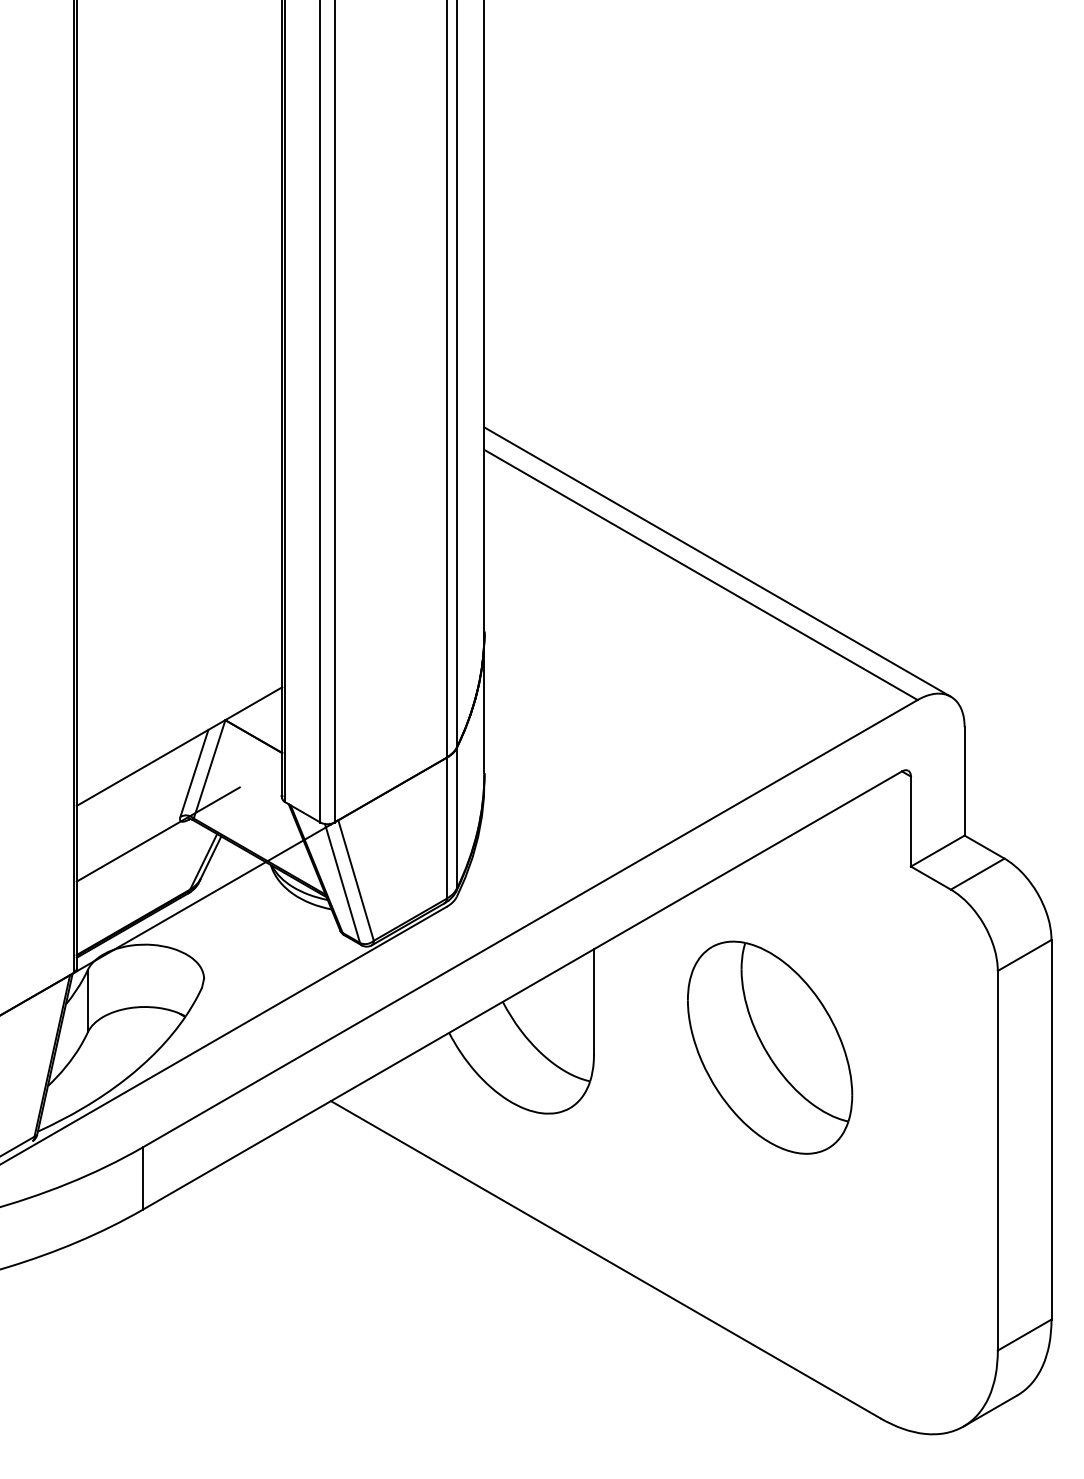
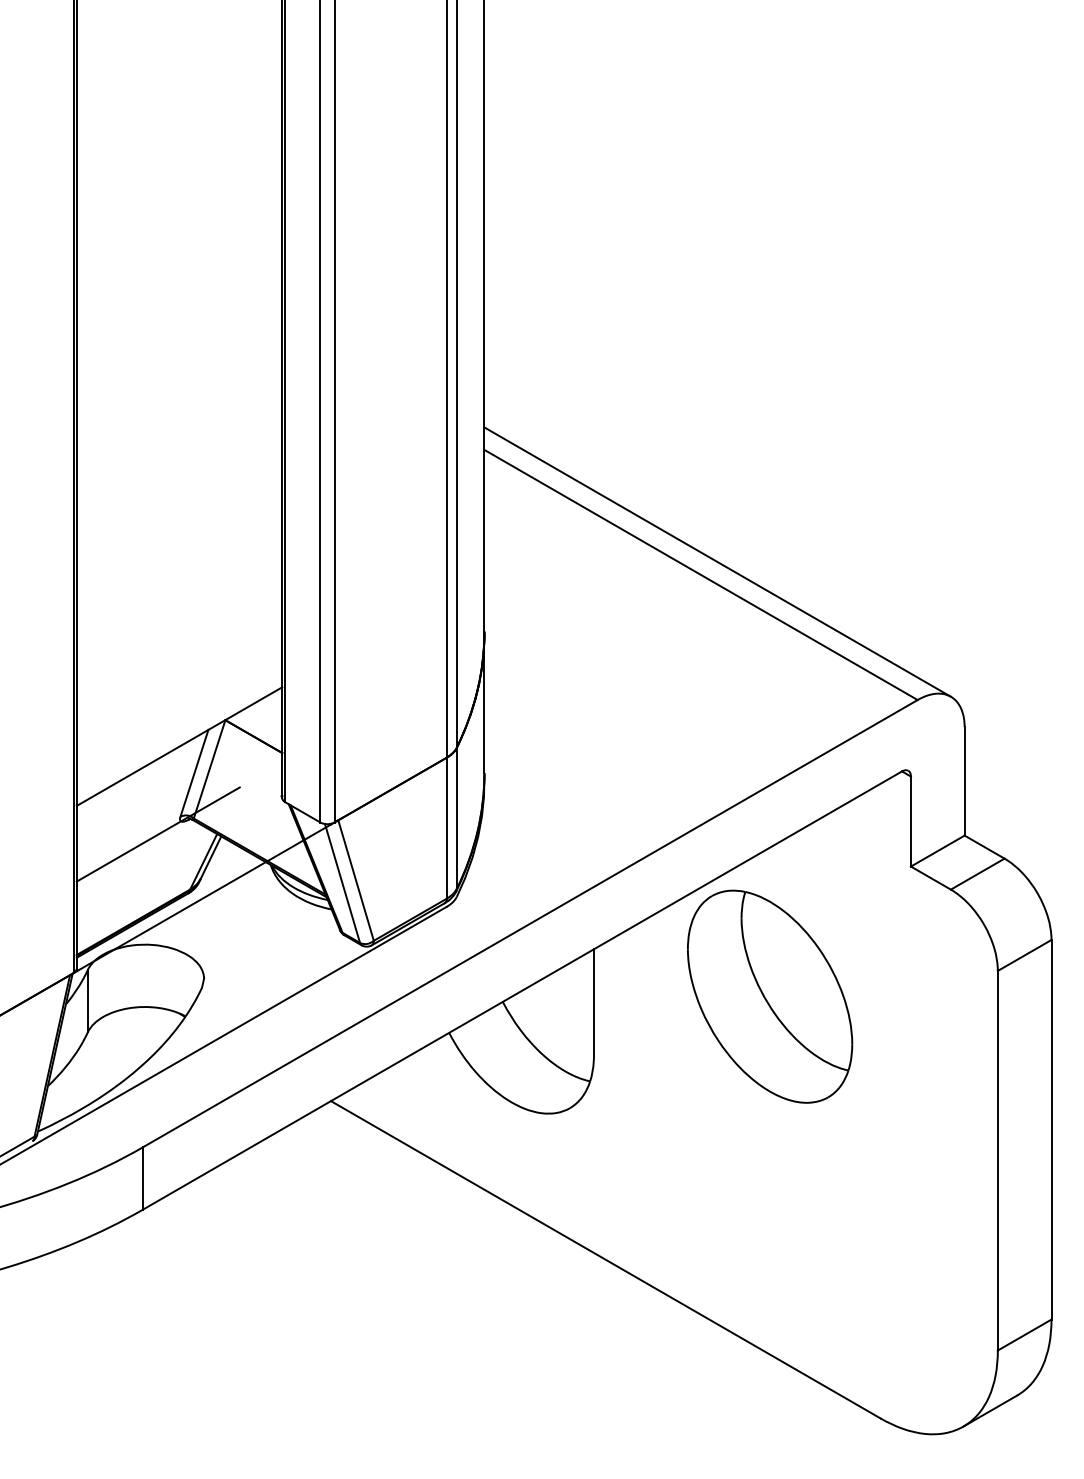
part position: (770, 1047) -> (770, 996) (770, 996)
